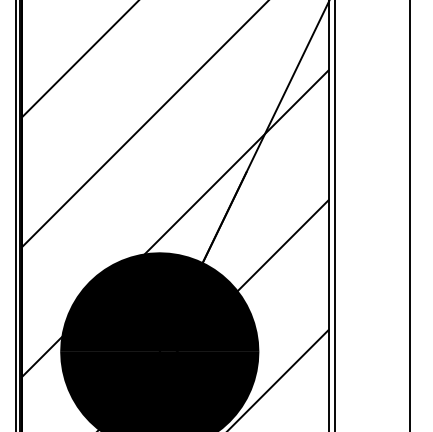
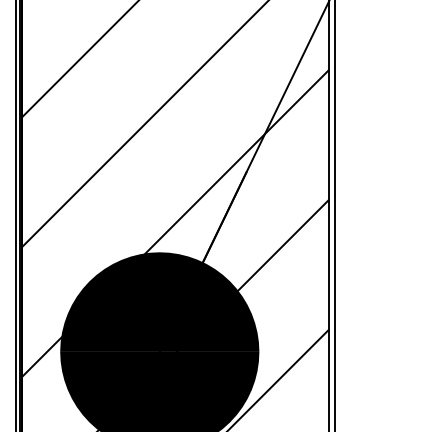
line: present -> none (409, 215)
